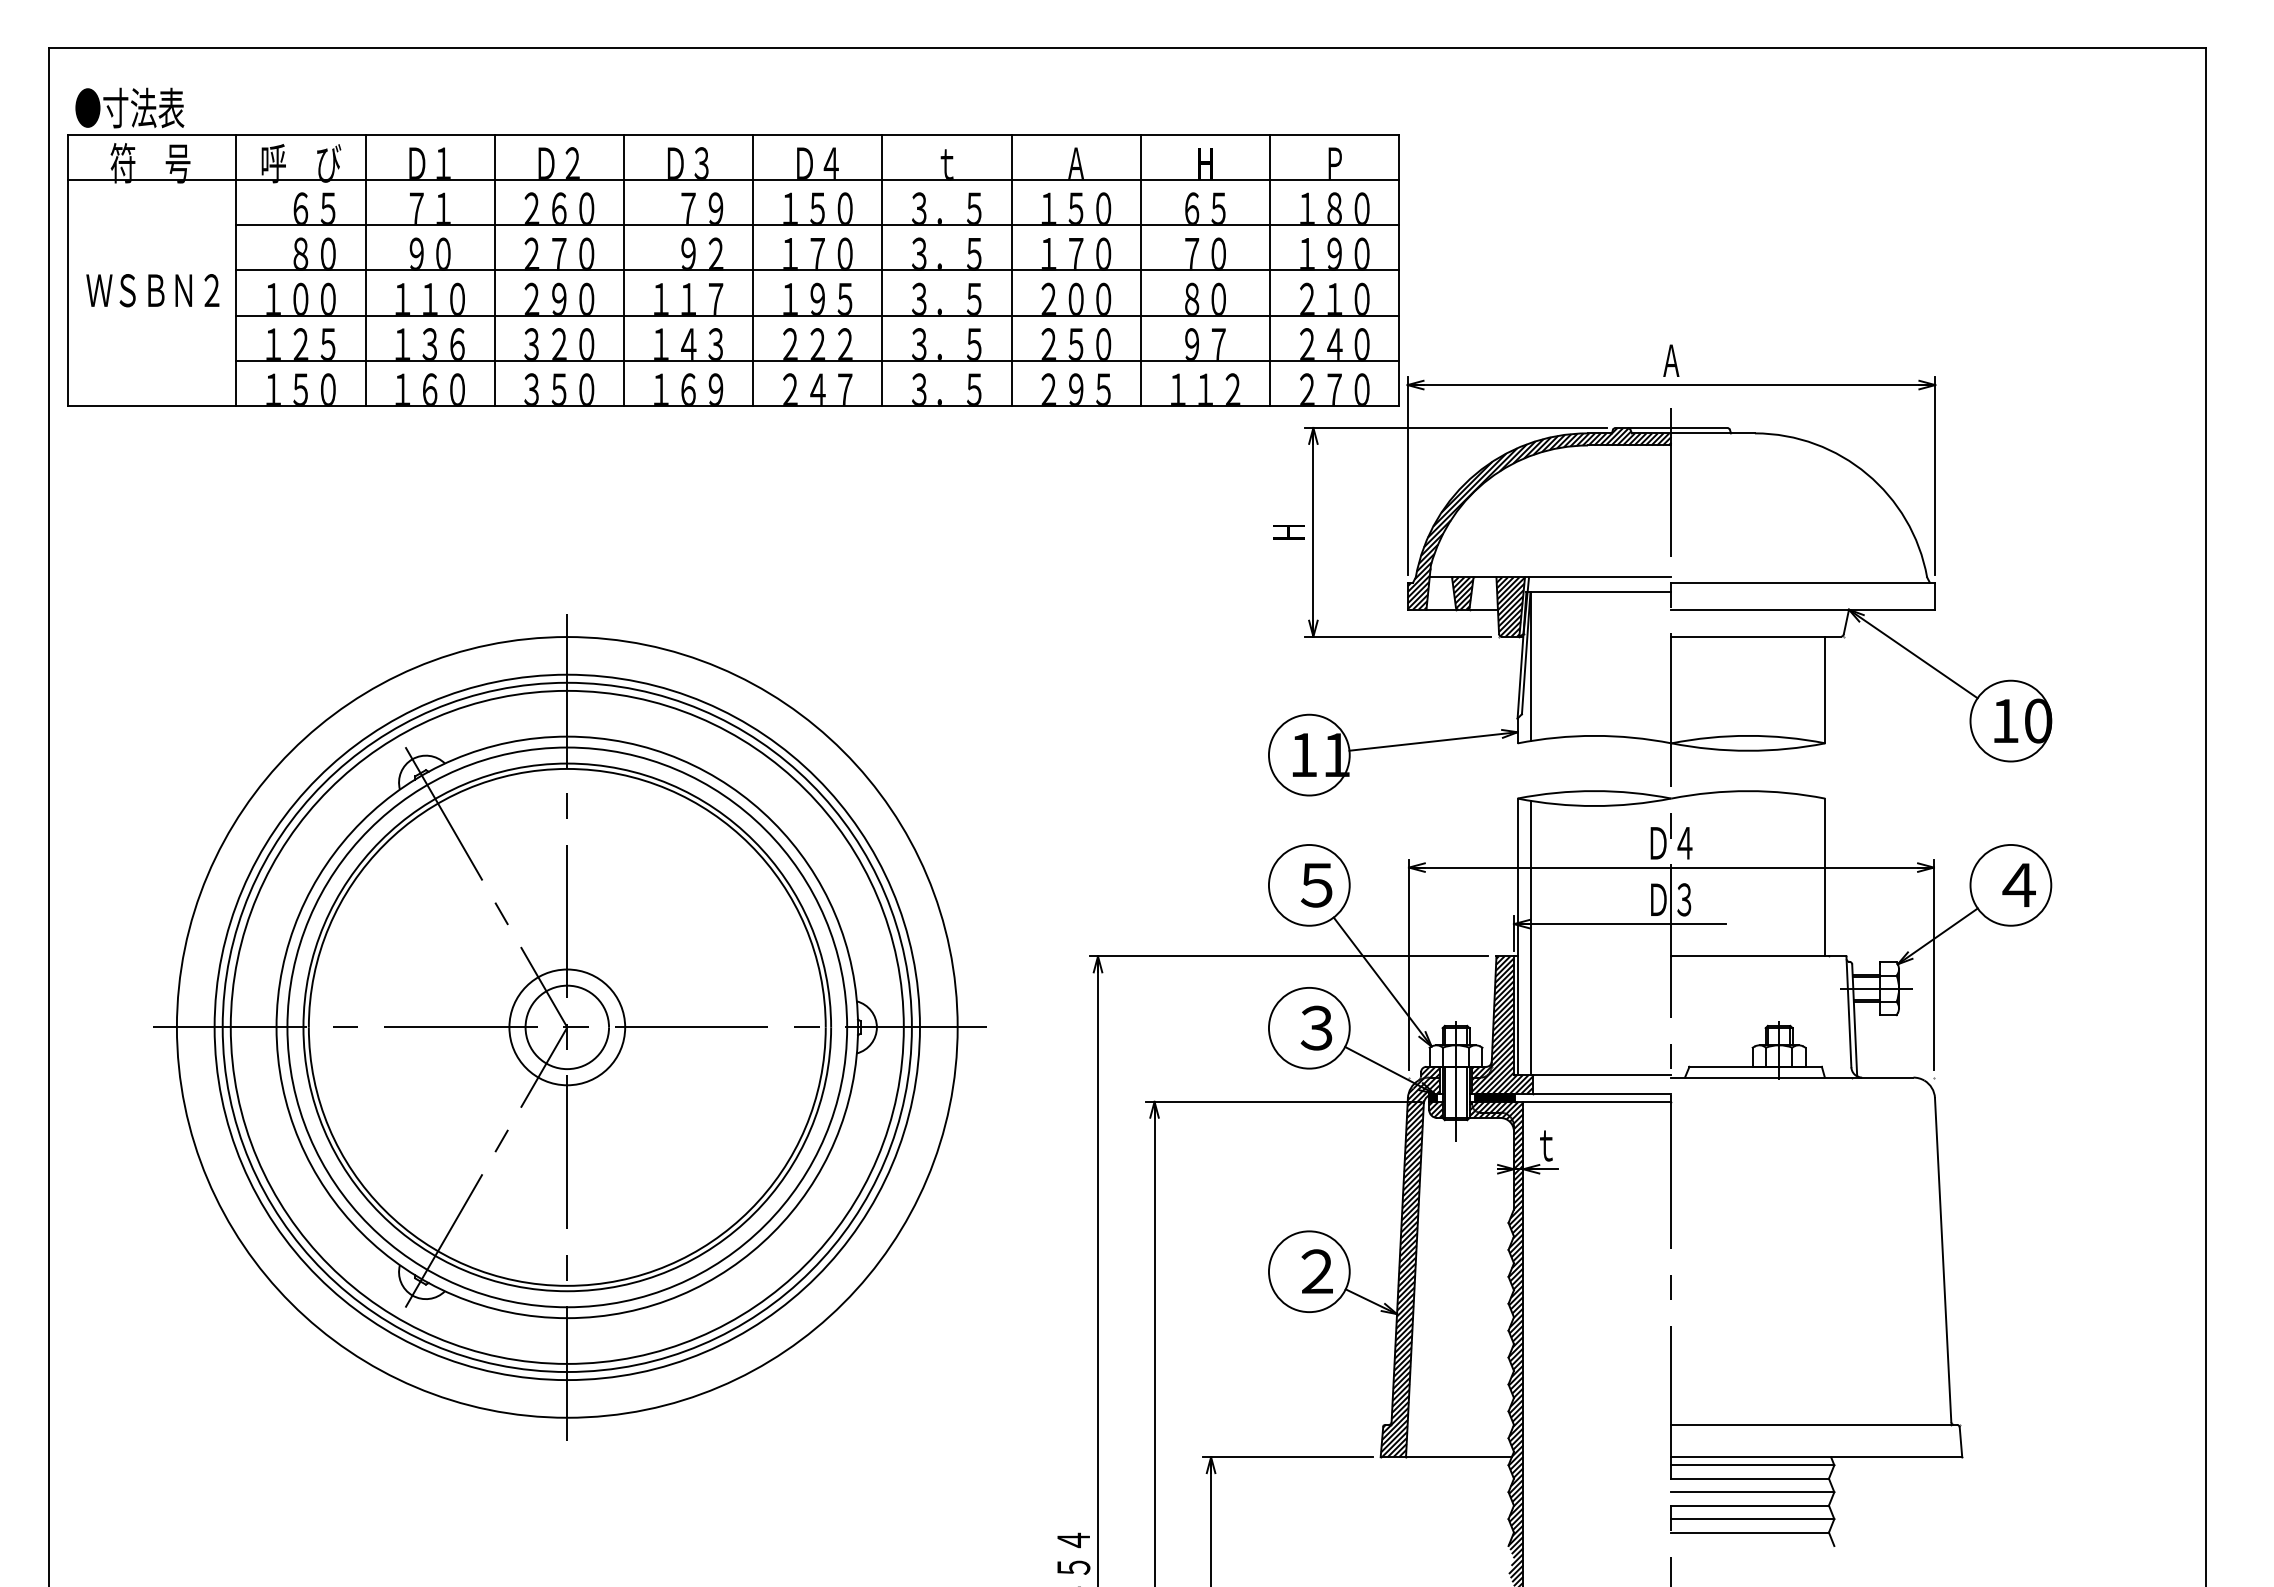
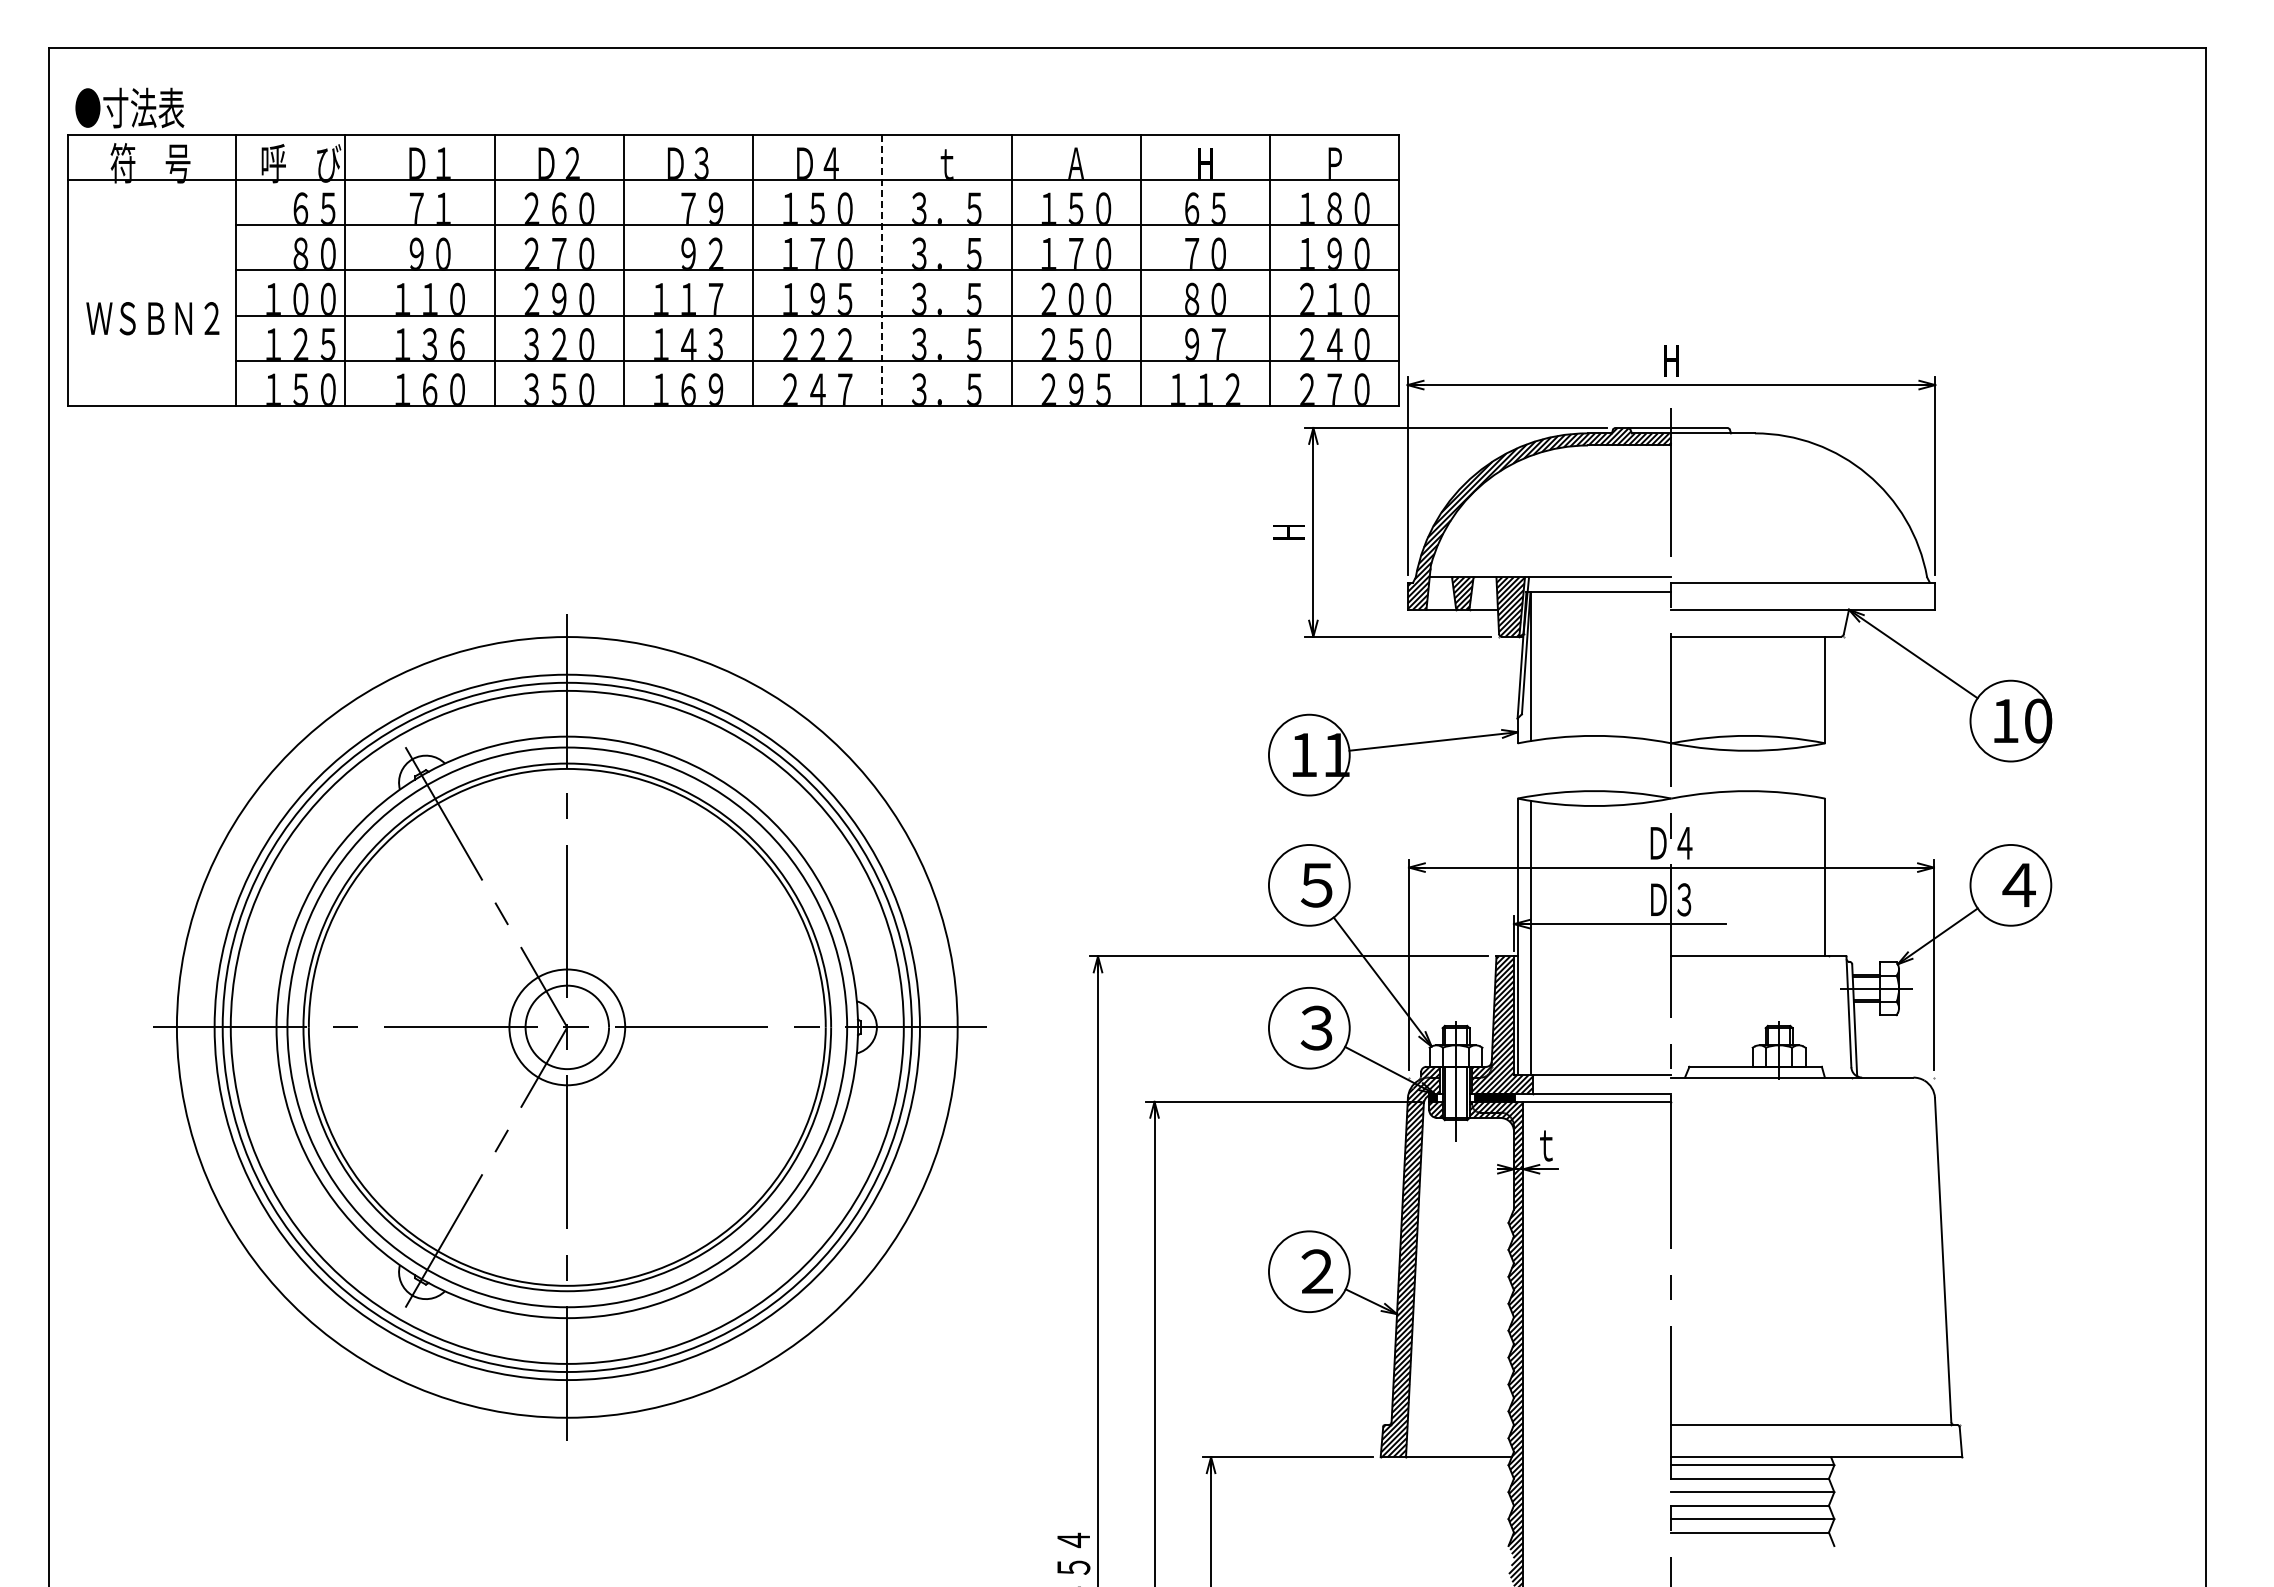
line position: (365, 270) -> (344, 270) (344, 270)
line: solid -> dashed (882, 270)
text position: (152, 290) -> (152, 318) (152, 318)
text: Ａ -> Ｈ (1671, 360)
